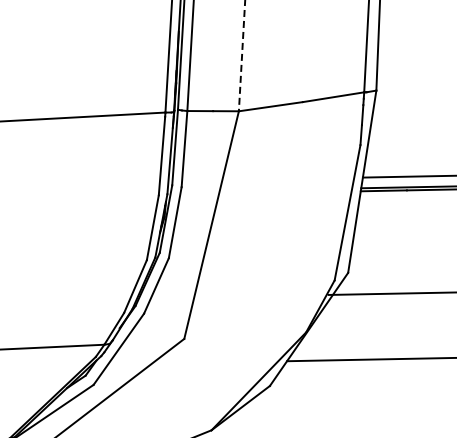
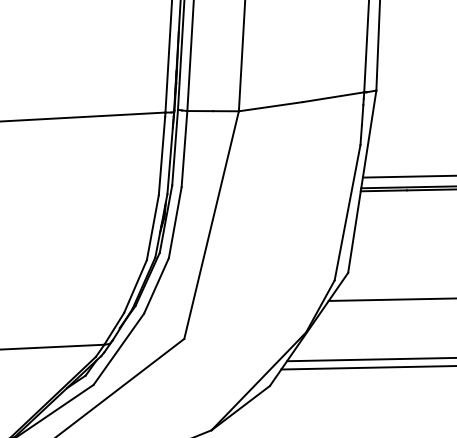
line: dashed -> solid (242, 56)
line position: (390, 293) -> (390, 299) (390, 299)
line: none -> present (367, 367)
